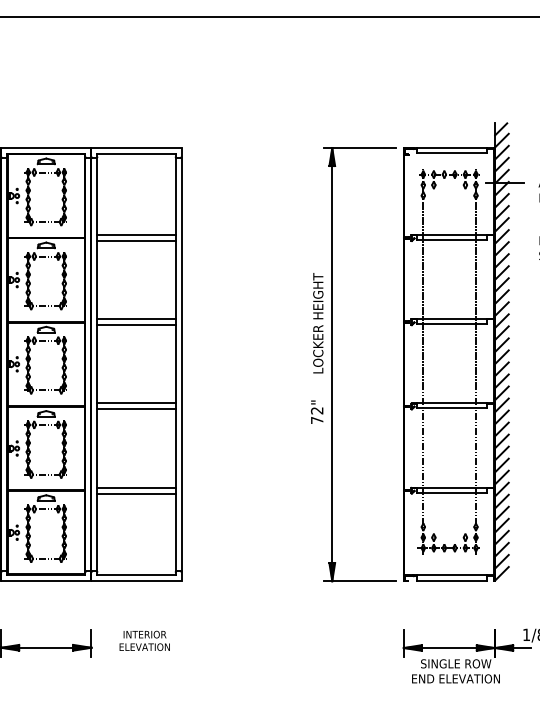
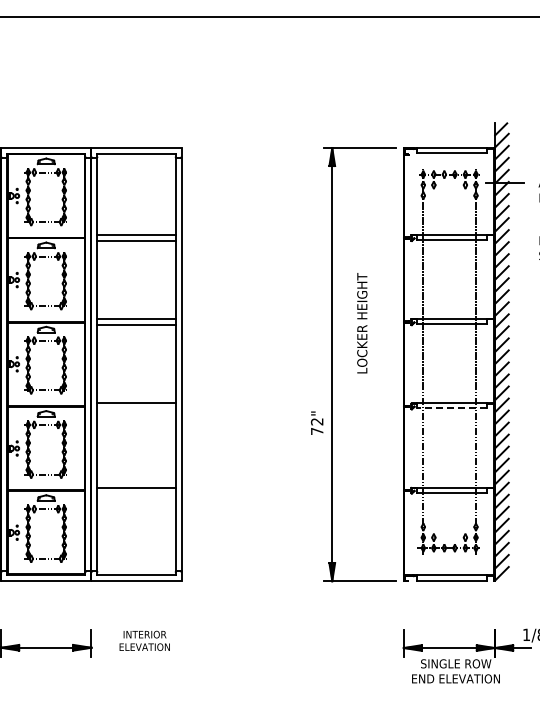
text position: (318, 323) -> (362, 323) (362, 323)
line: solid -> dashed (451, 408)
line: present -> none (136, 409)
text position: (317, 411) -> (317, 422) (317, 422)
line: present -> none (136, 493)
